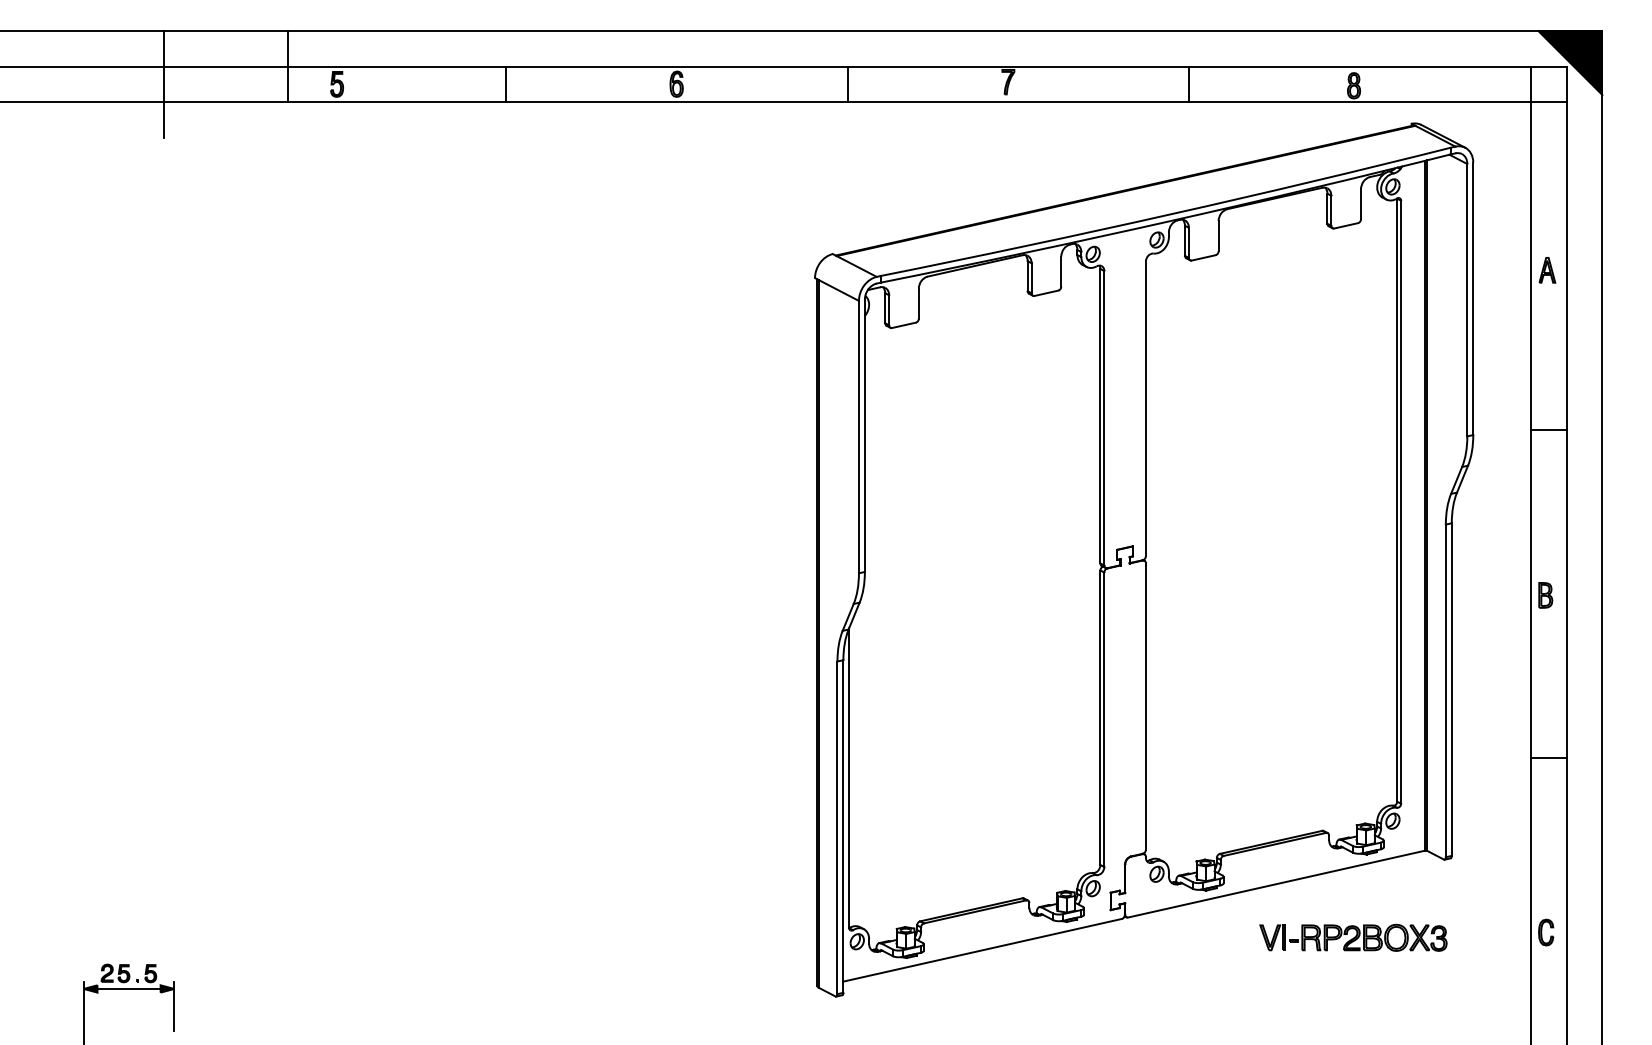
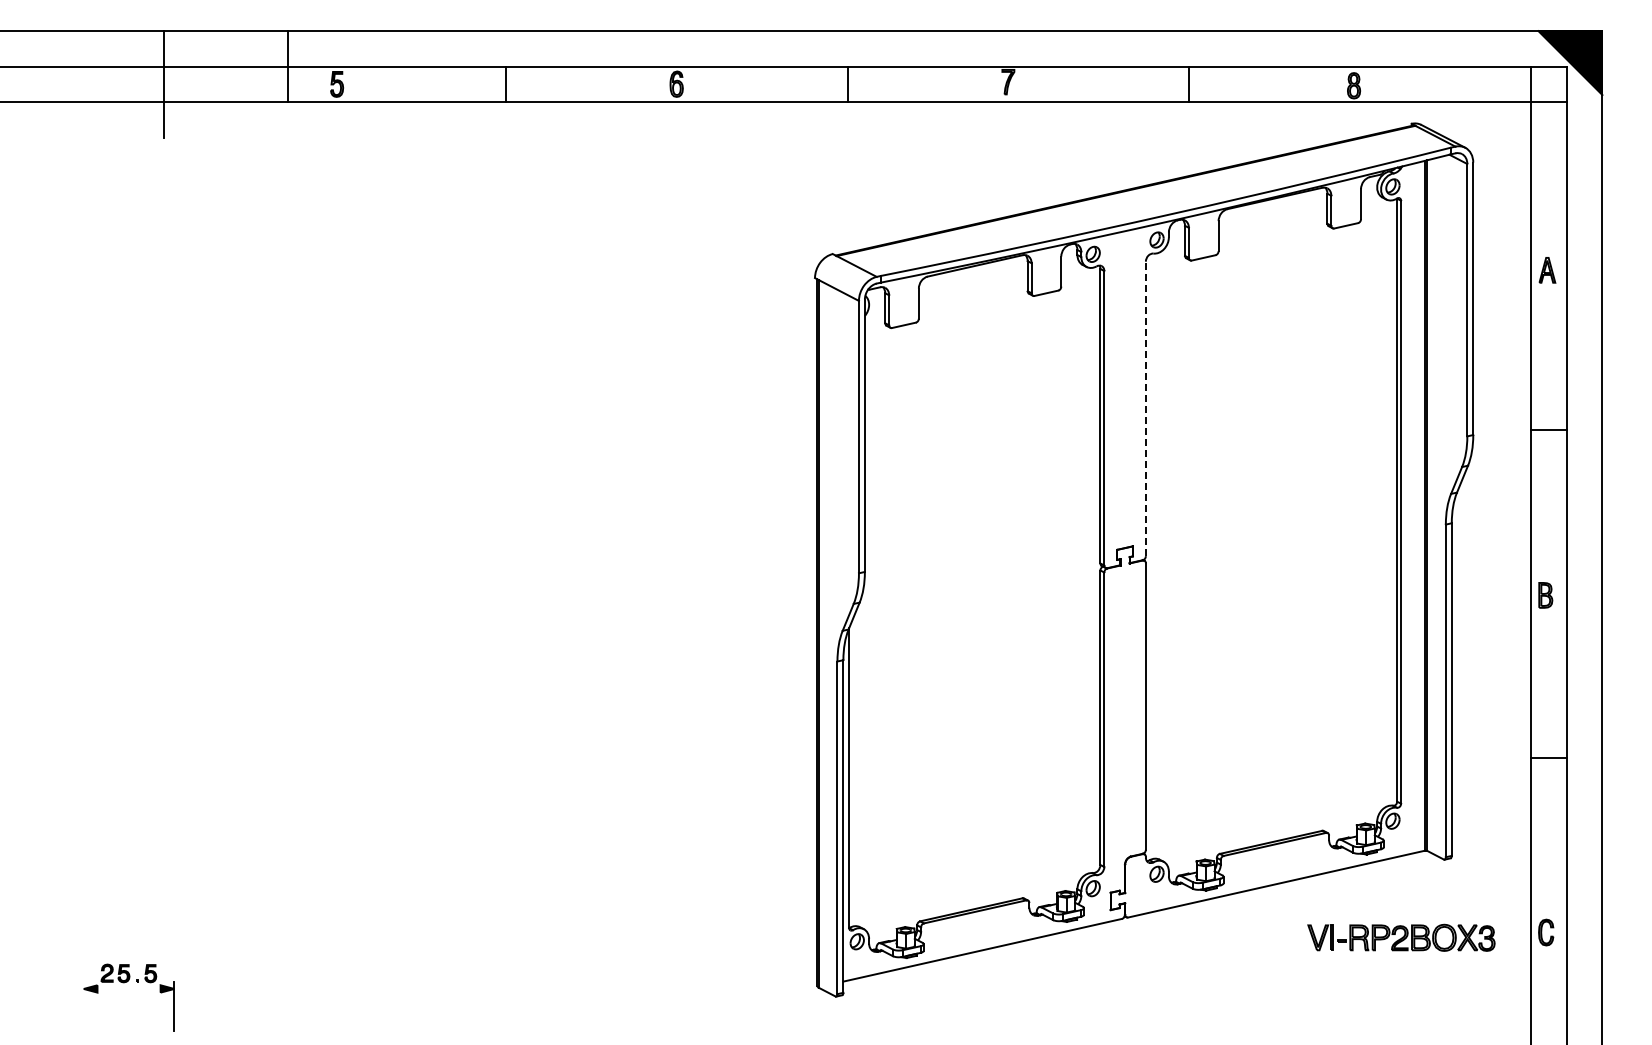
line: solid -> dashed (1145, 408)
part position: (1353, 937) -> (1401, 937) (1401, 937)
line: present -> none (128, 988)
line: present -> none (83, 1011)
